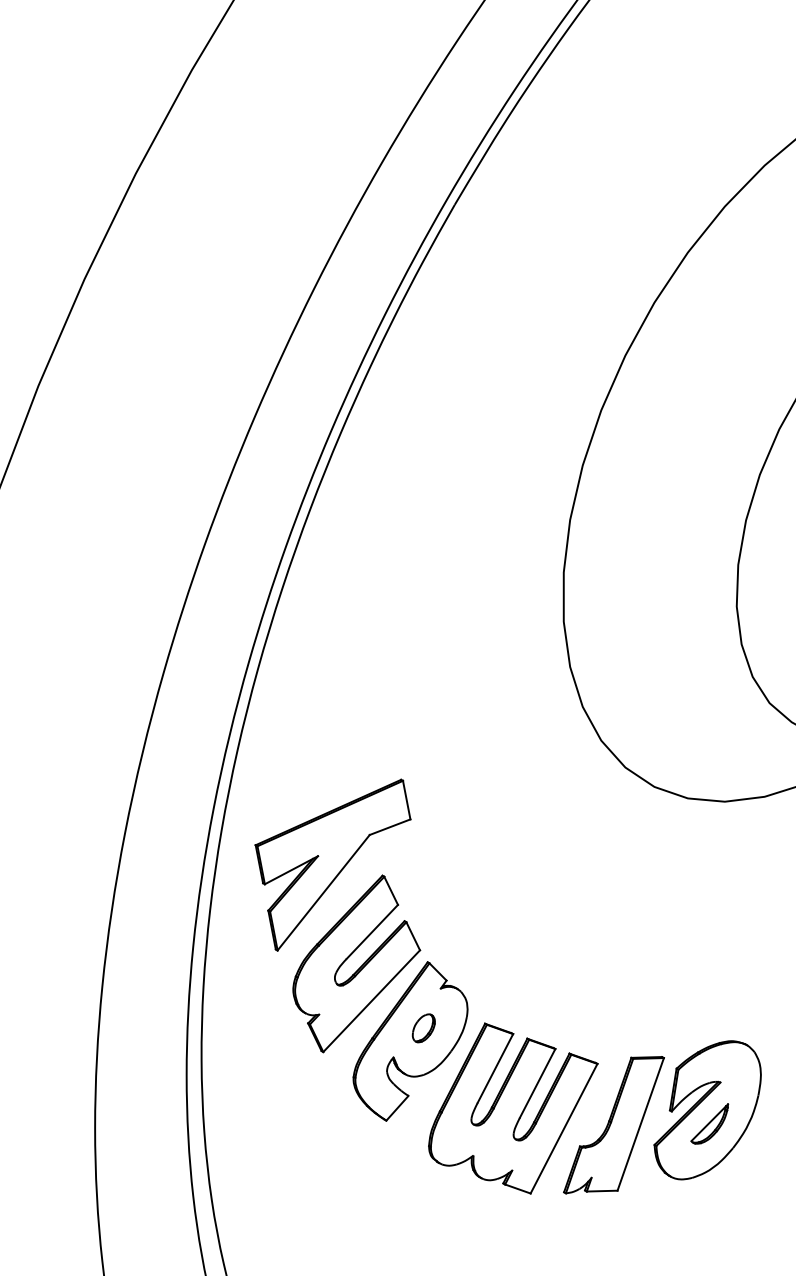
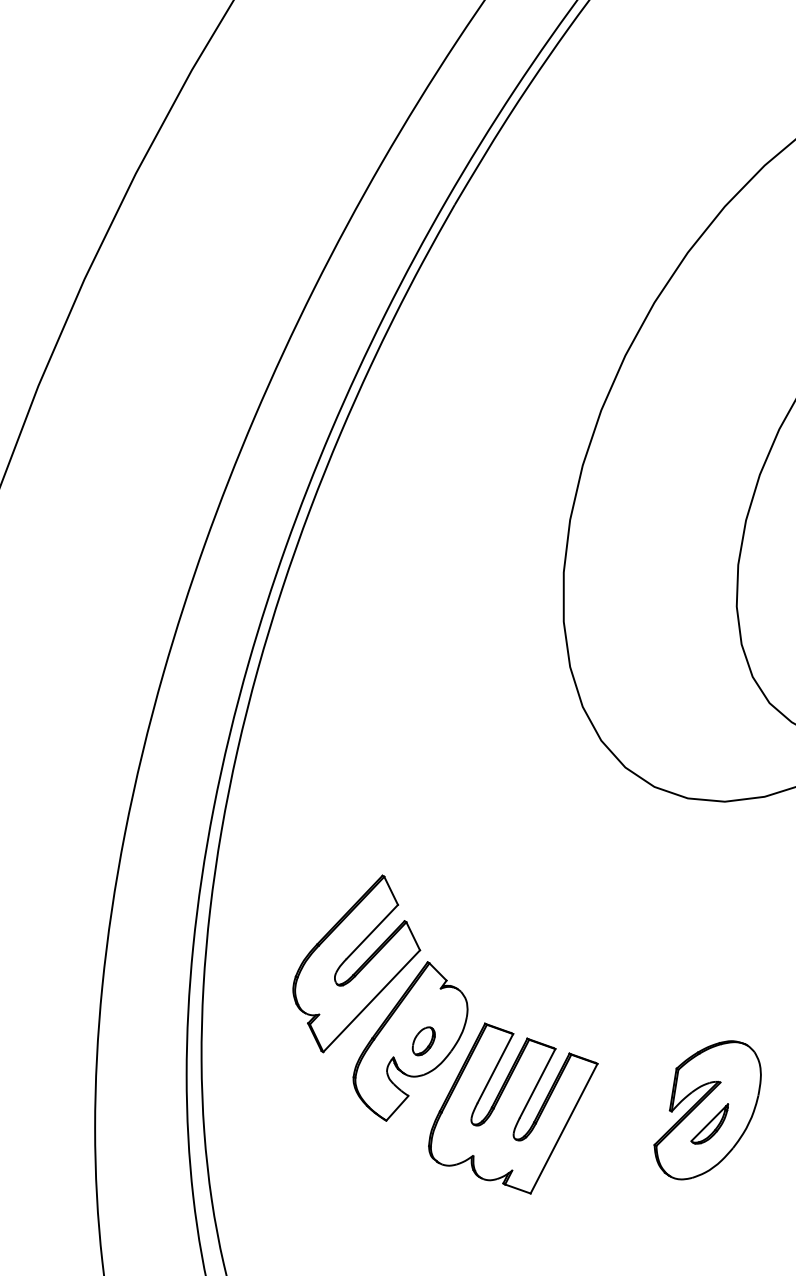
part: present -> none (332, 864)
part position: (423, 1028) -> (423, 1041) (423, 1041)
part: present -> none (613, 1125)
